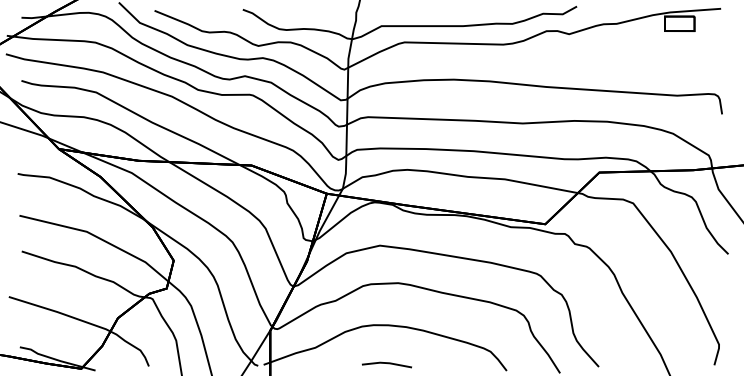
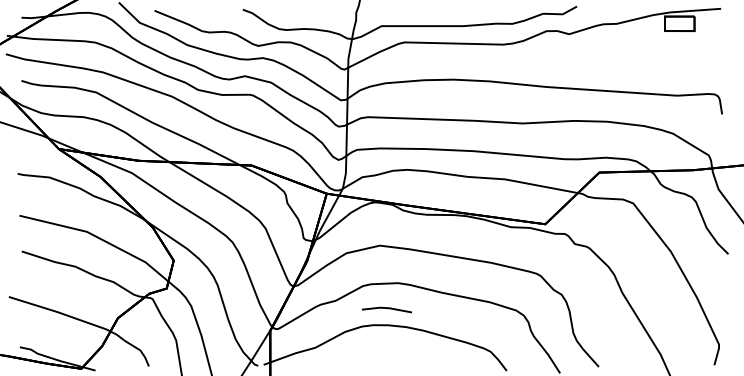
line position: (386, 363) -> (386, 308) (386, 308)
